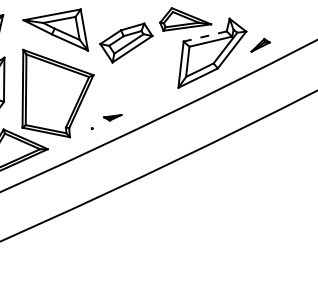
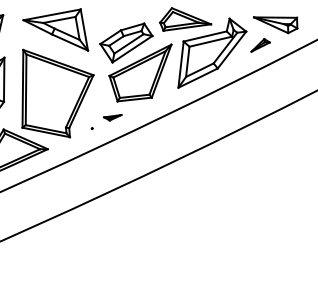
part: none -> present (275, 25)
line: dashed -> solid (204, 36)
part: none -> present (140, 72)
